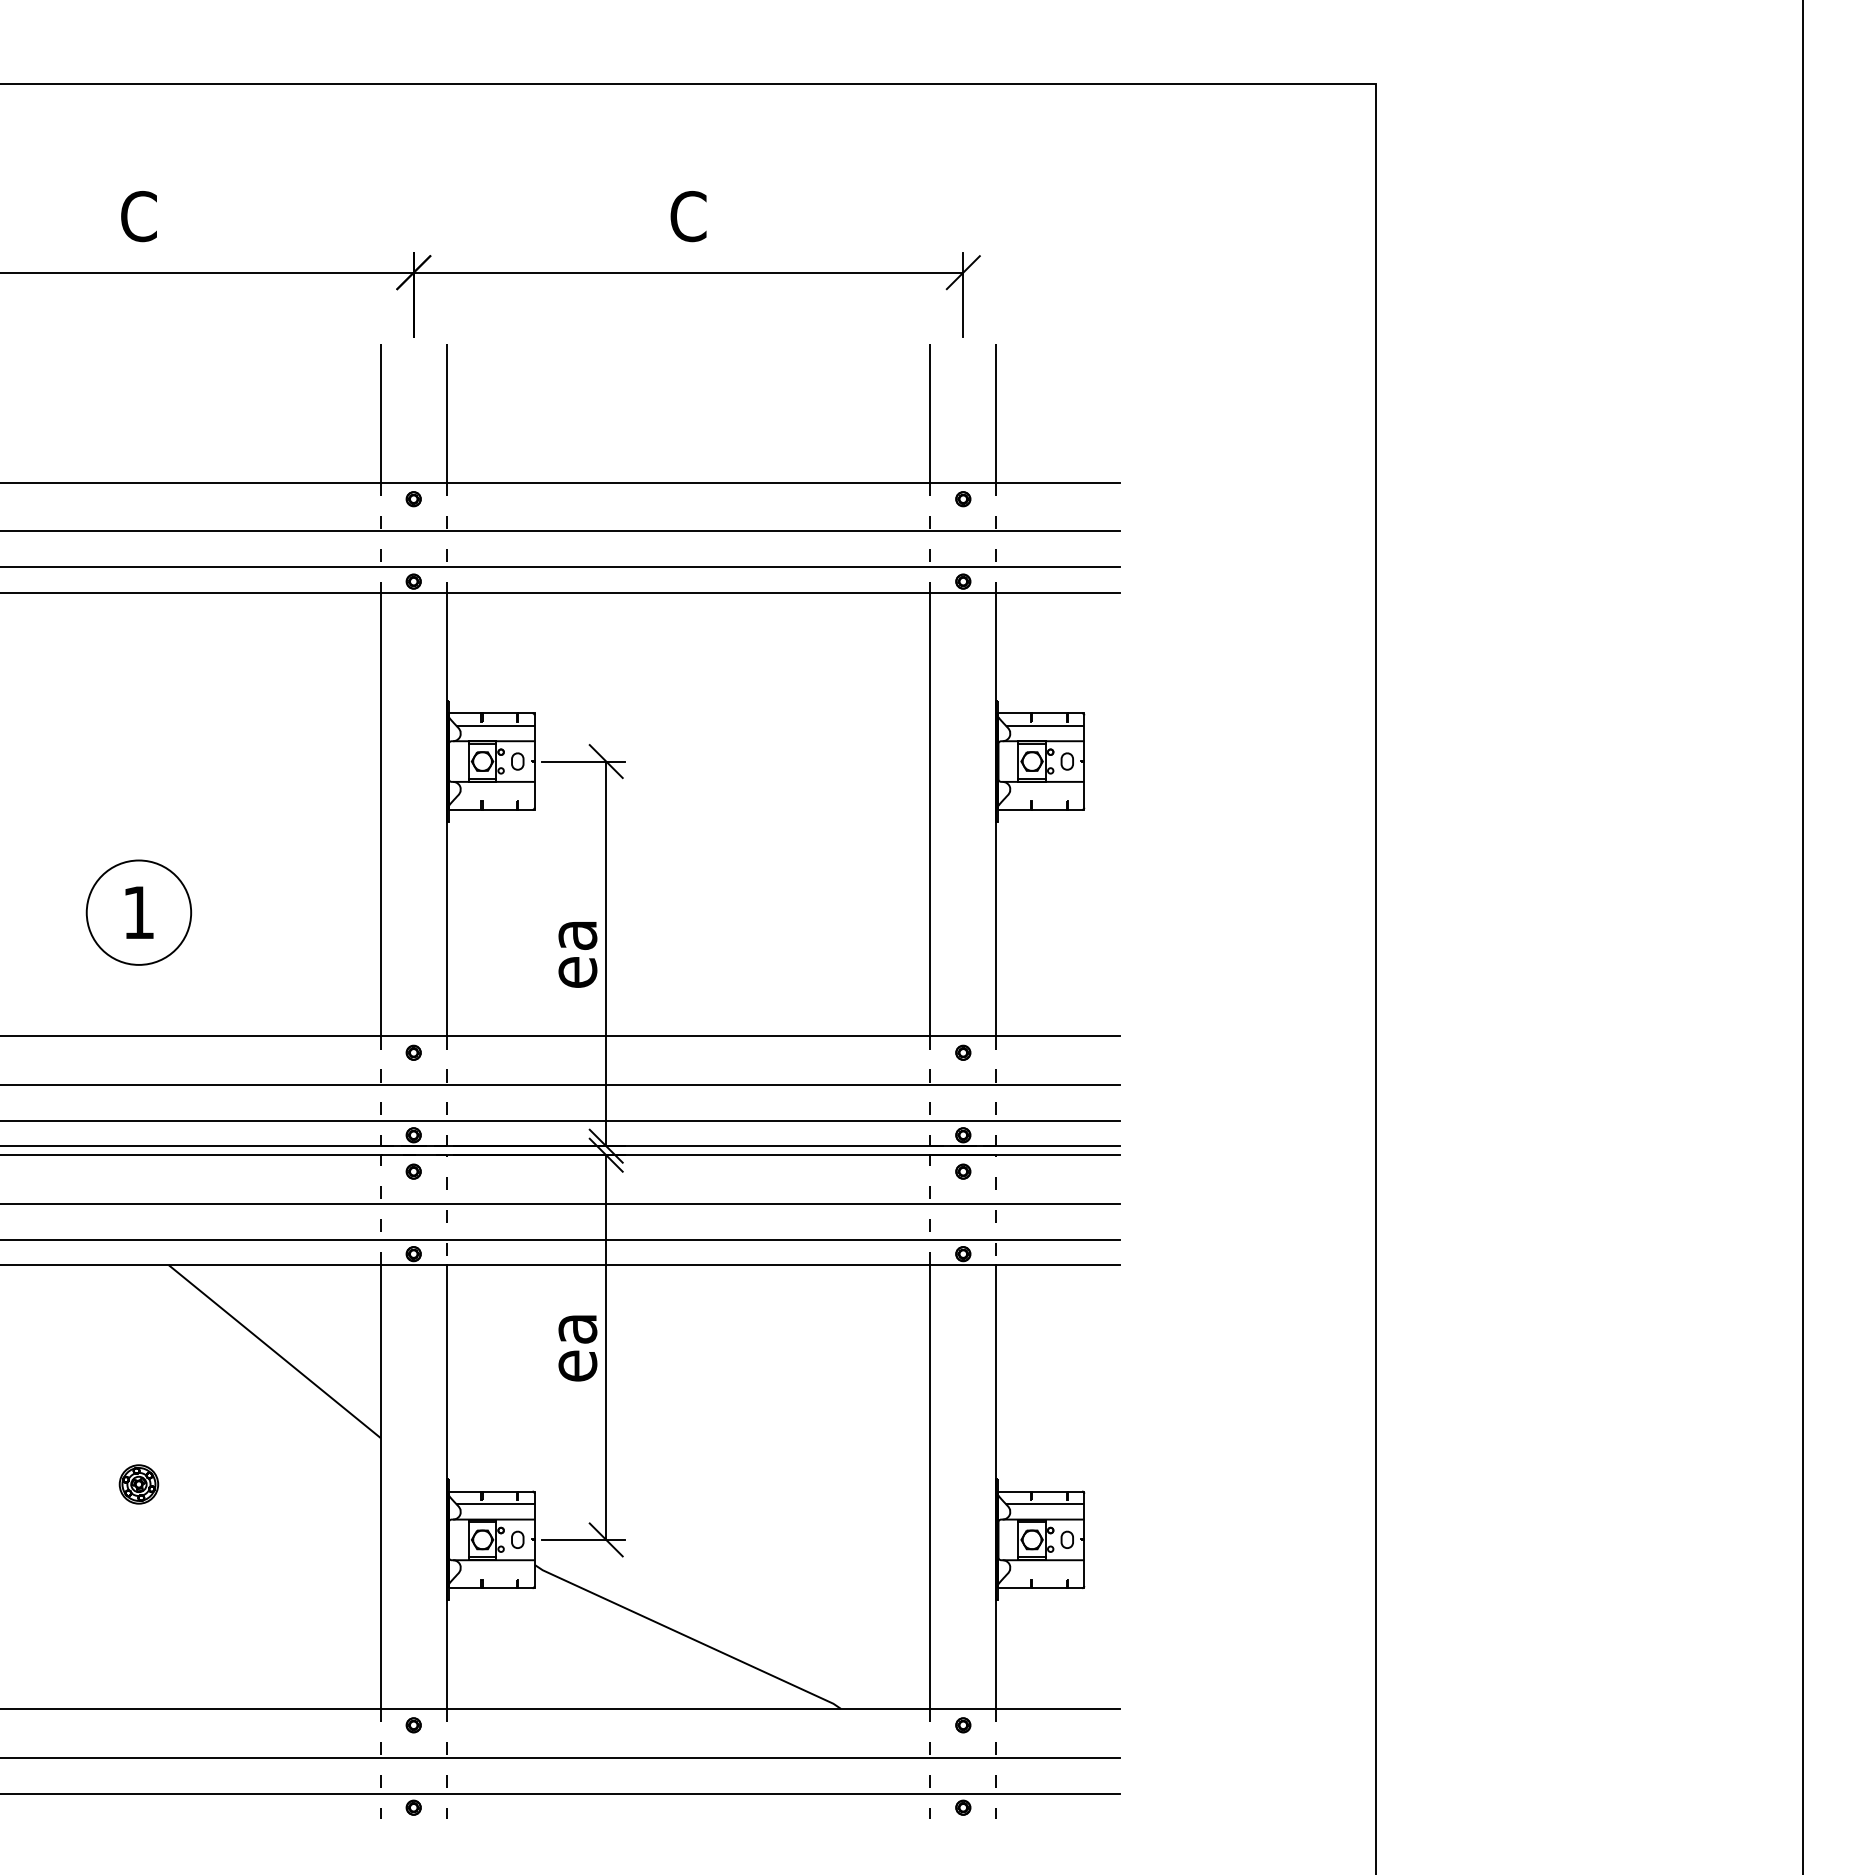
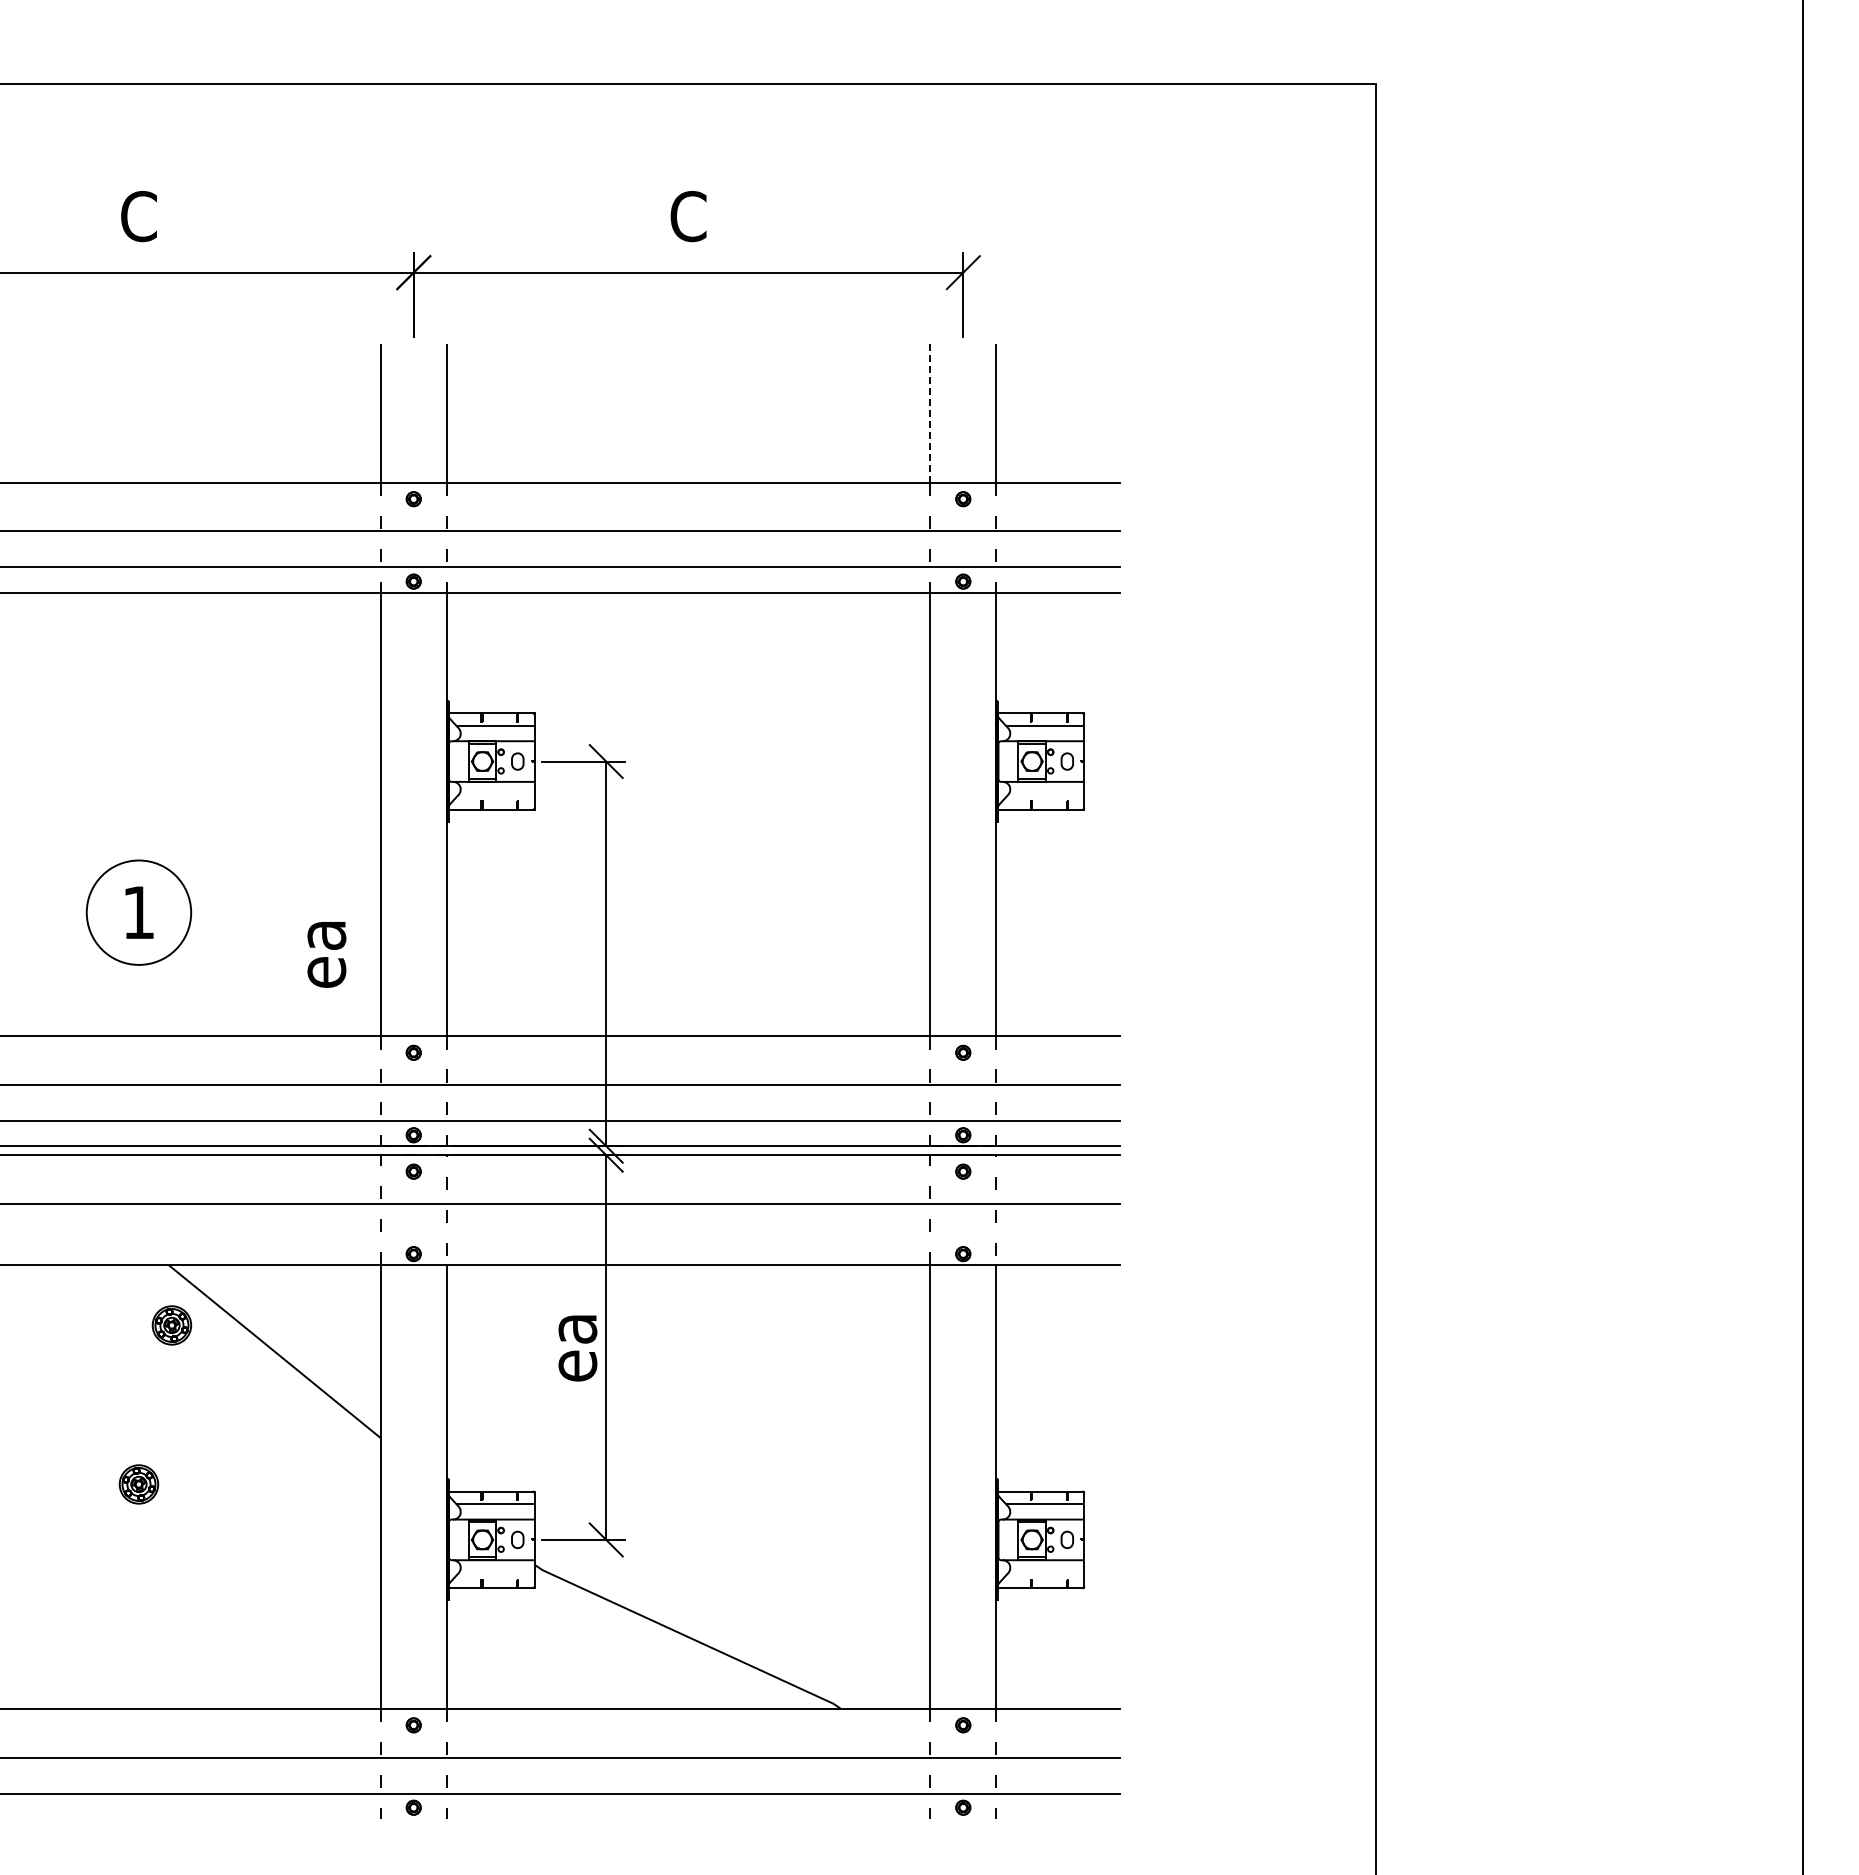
line: solid -> dashed (930, 413)
text position: (577, 954) -> (326, 954) (326, 954)
line: present -> none (560, 1239)
part: none -> present (171, 1325)
